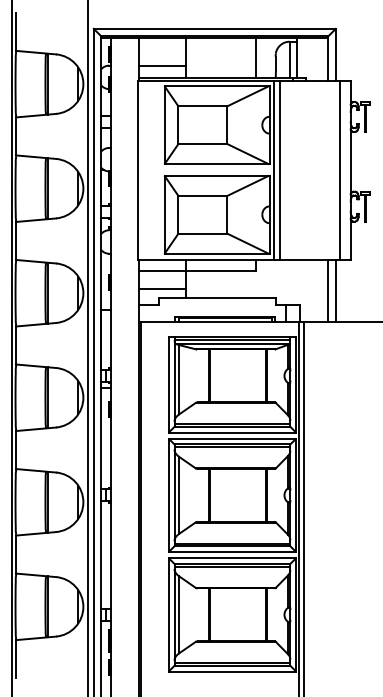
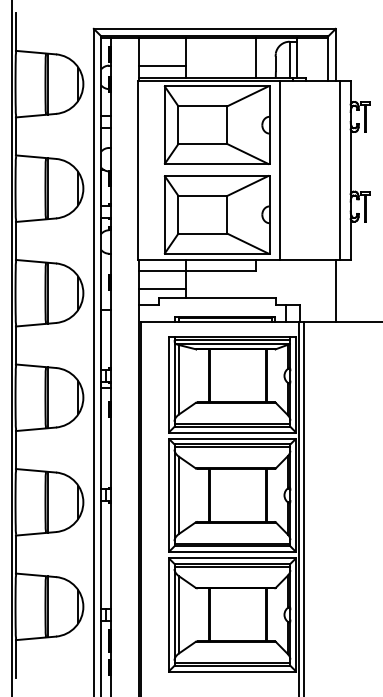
line: present -> none (274, 169)
line: present -> none (328, 290)
line: present -> none (88, 347)
